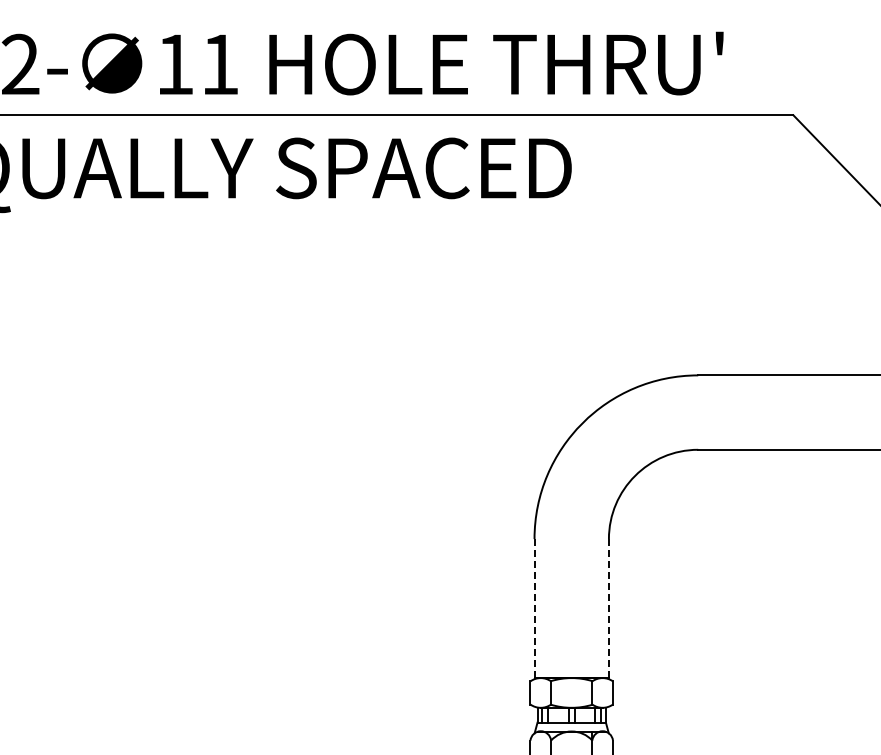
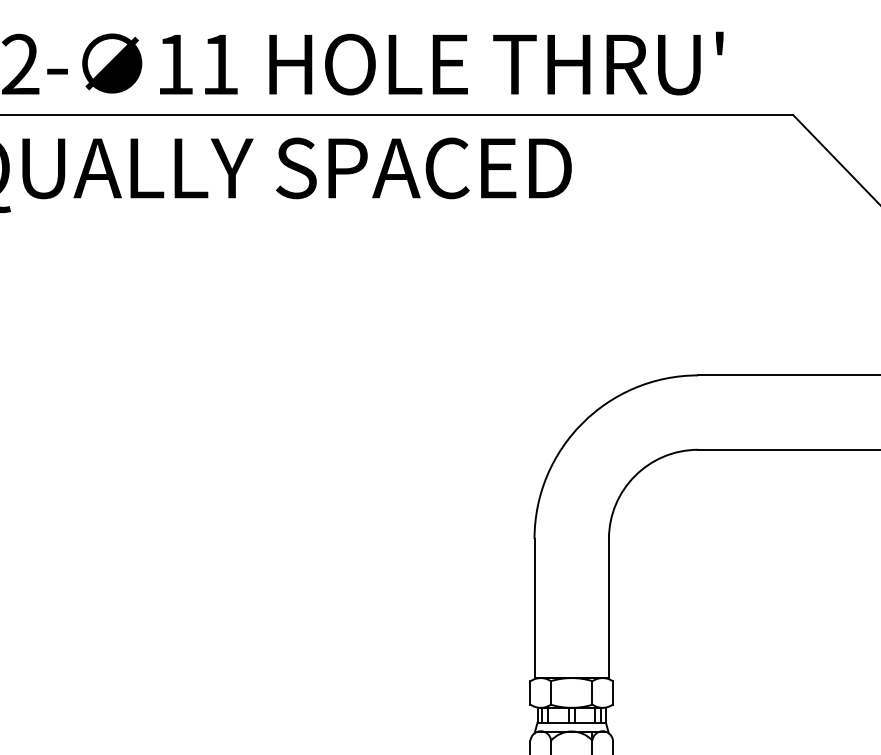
line: dashed -> solid (534, 608)
line: dashed -> solid (608, 608)
